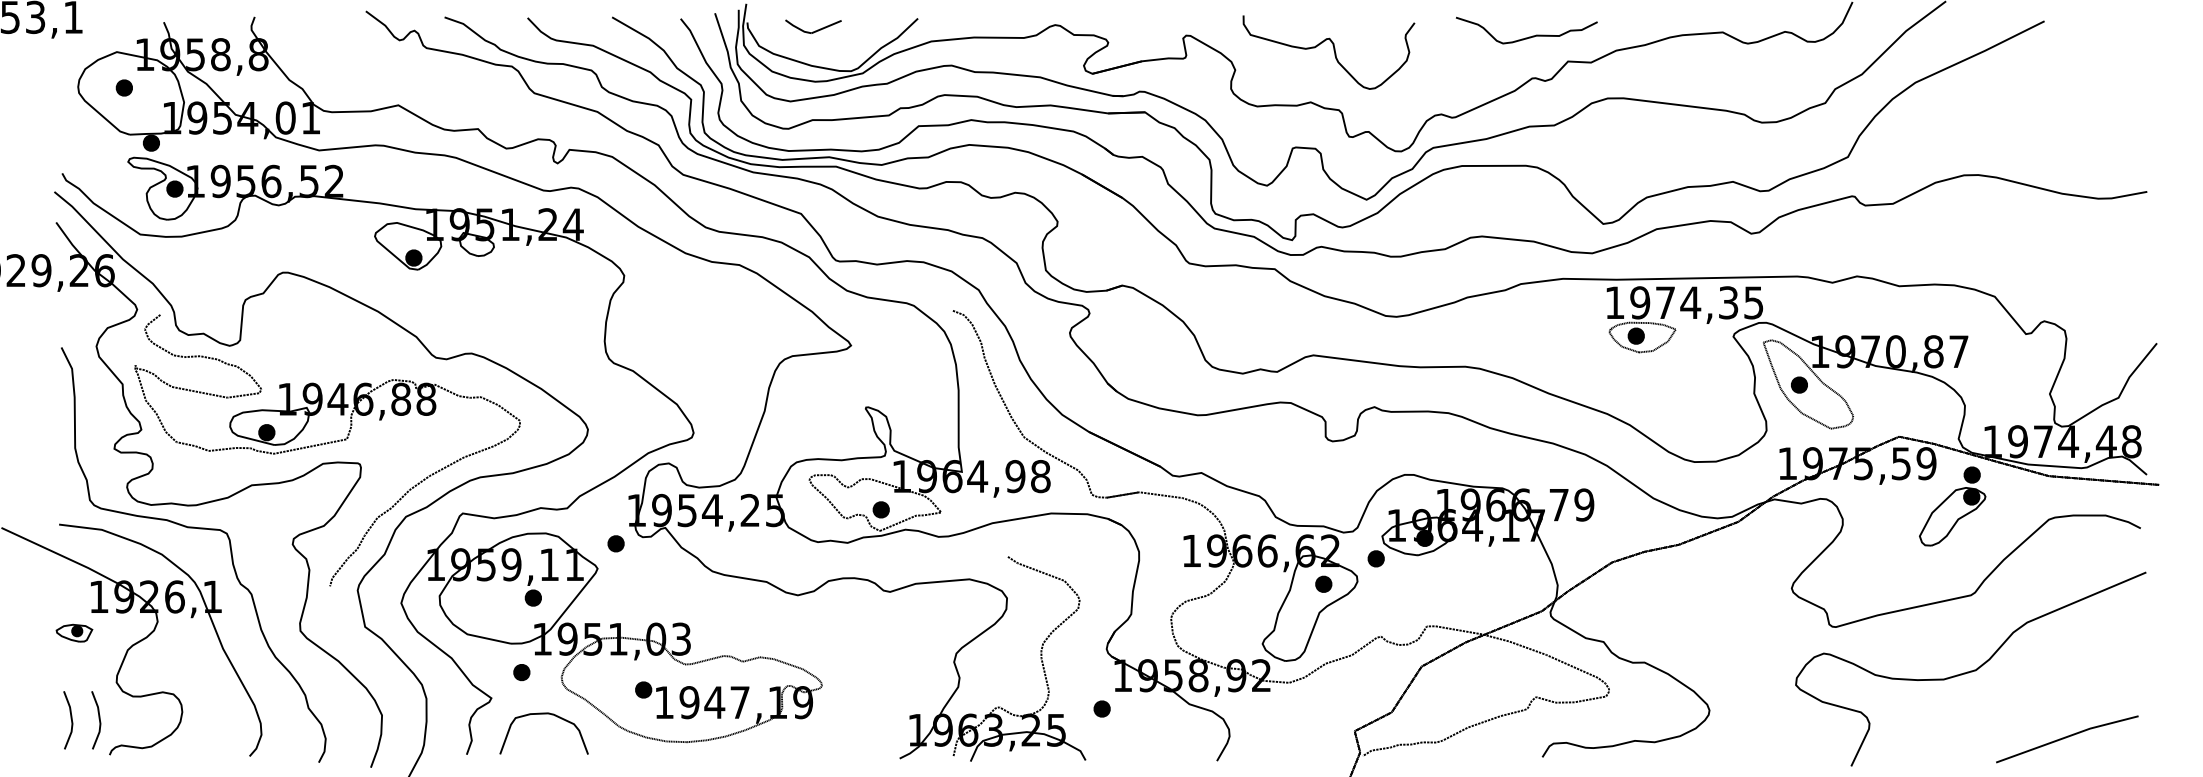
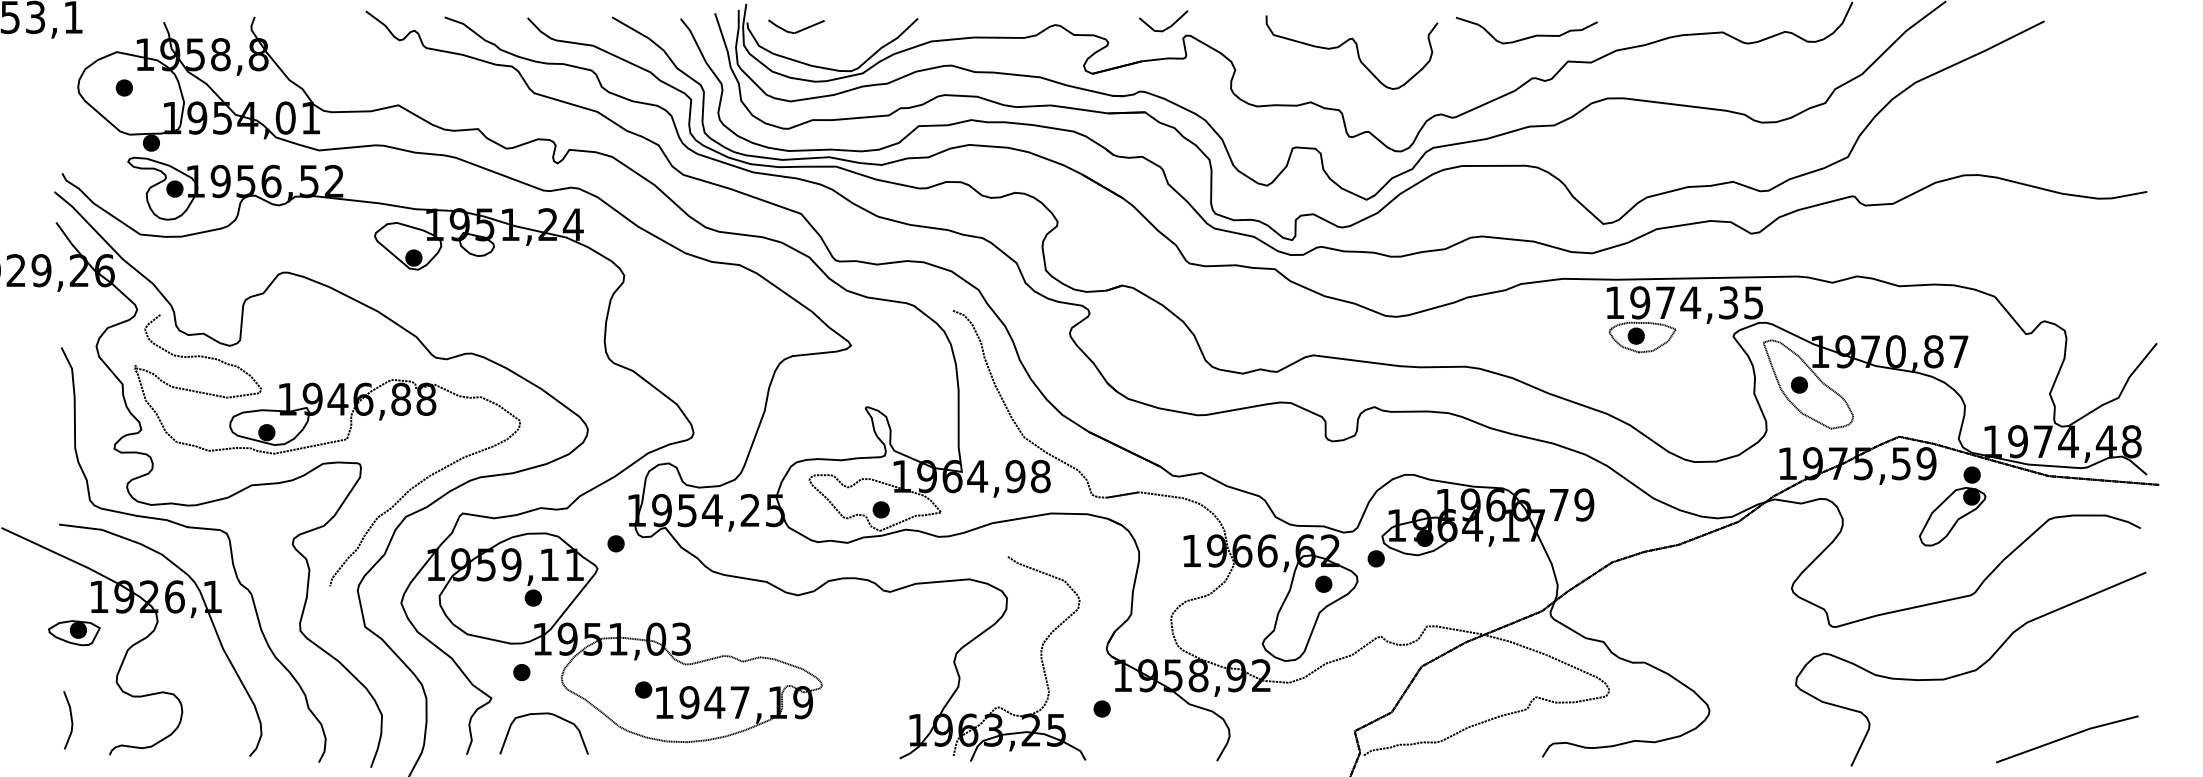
part position: (813, 26) -> (796, 26) (796, 26)
line: none -> present (1166, 27)
curve position: (1333, 50) -> (1356, 50) (1356, 50)
part size: 39x20 px -> 53x27 px (74, 633)
part: present -> none (96, 720)
